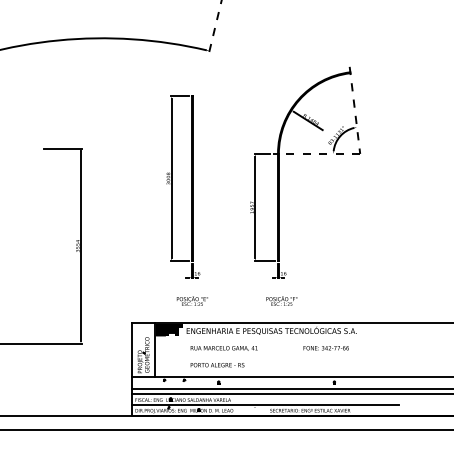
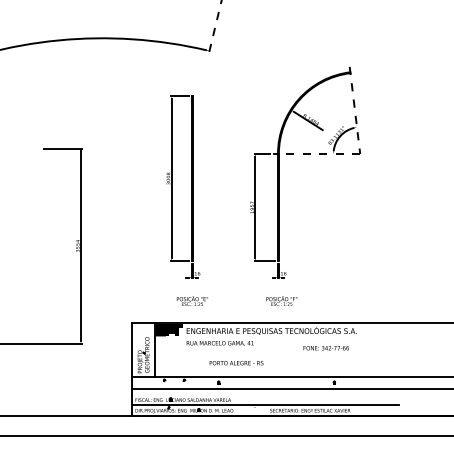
text position: (223, 348) -> (219, 343) (219, 343)
text position: (217, 365) -> (236, 363) (236, 363)
line: present -> none (291, 394)
line position: (226, 429) -> (226, 435) (226, 435)
